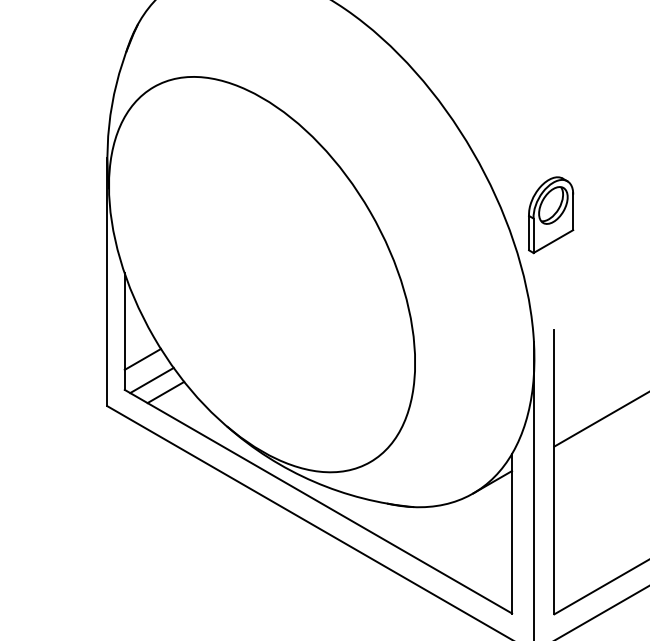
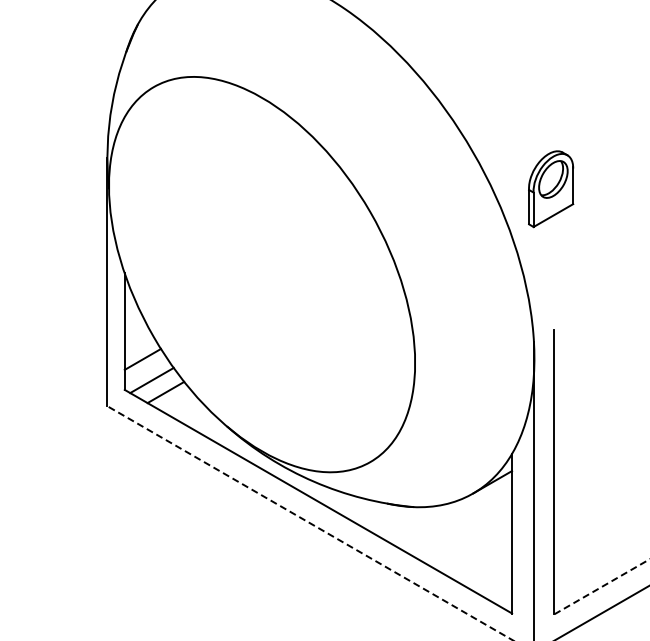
part position: (551, 215) -> (551, 189) (551, 189)
line: present -> none (600, 419)
line: solid -> dashed (309, 523)
line: solid -> dashed (602, 586)
